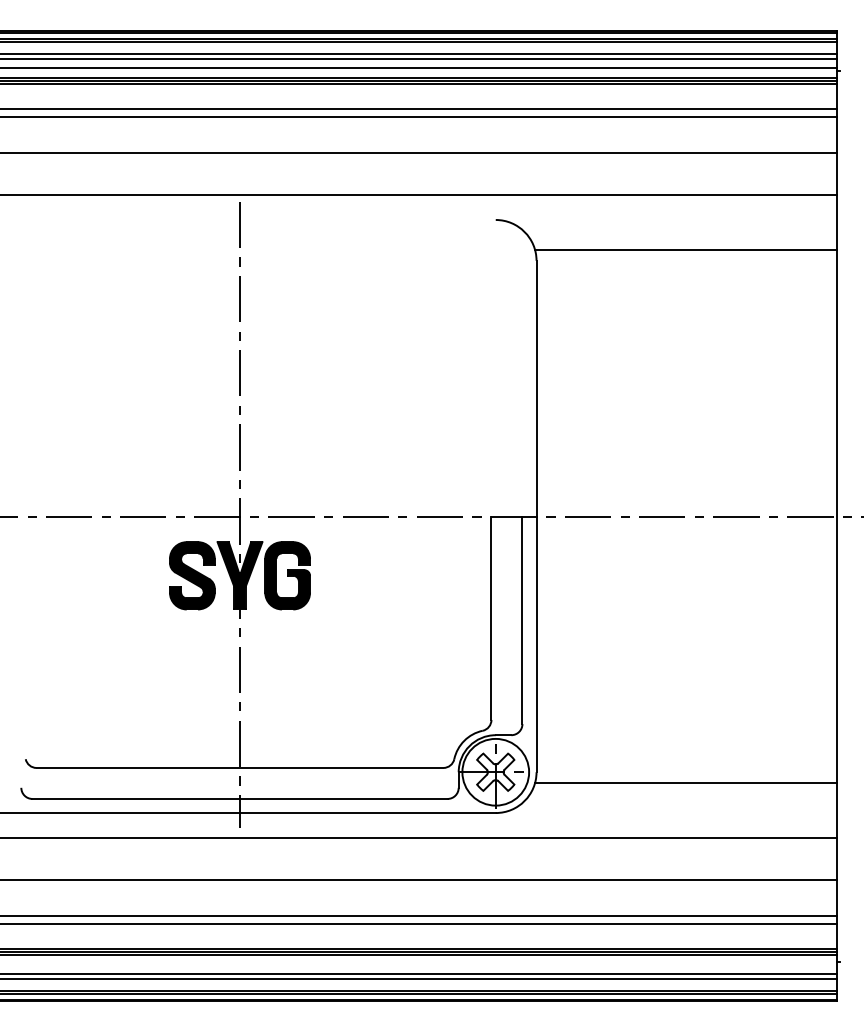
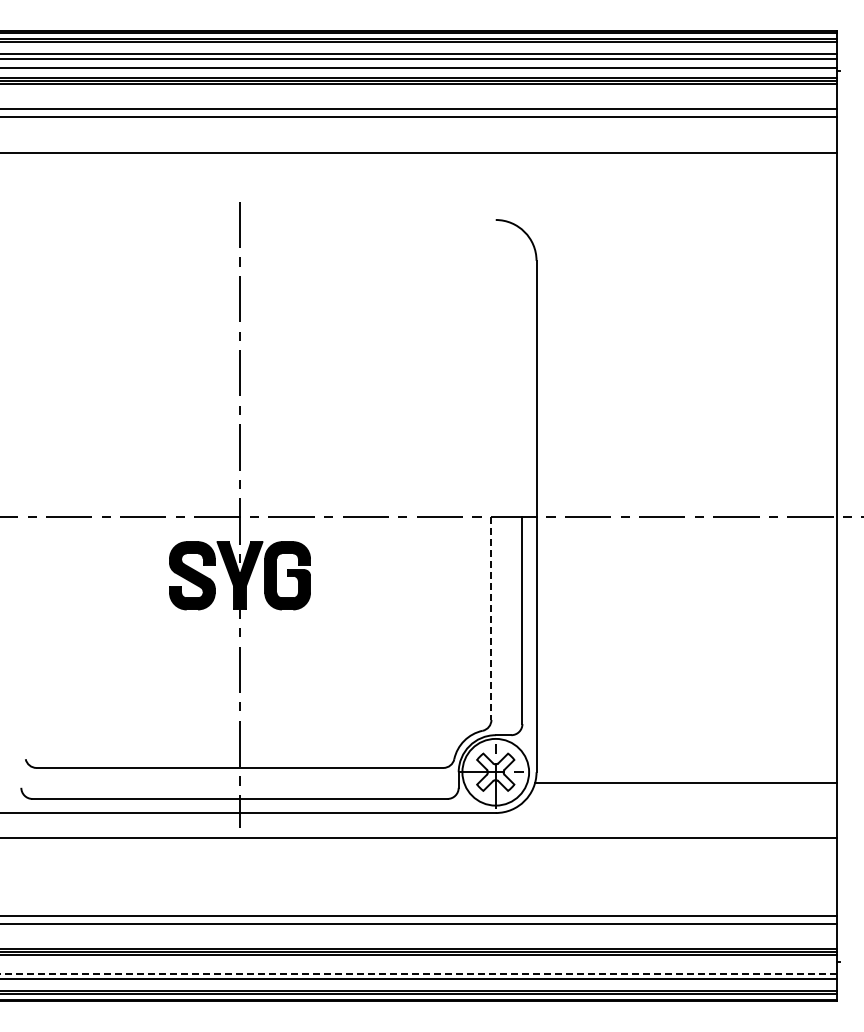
line: present -> none (419, 194)
line: present -> none (685, 249)
line: solid -> dashed (491, 618)
line: present -> none (419, 880)
line: solid -> dashed (418, 973)
